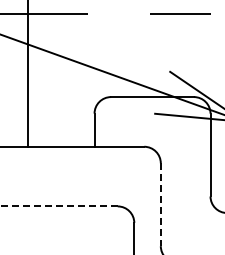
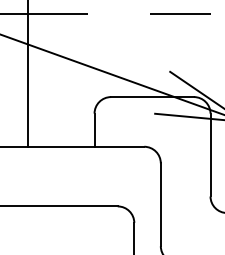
line: dashed -> solid (160, 205)
line: dashed -> solid (58, 206)
